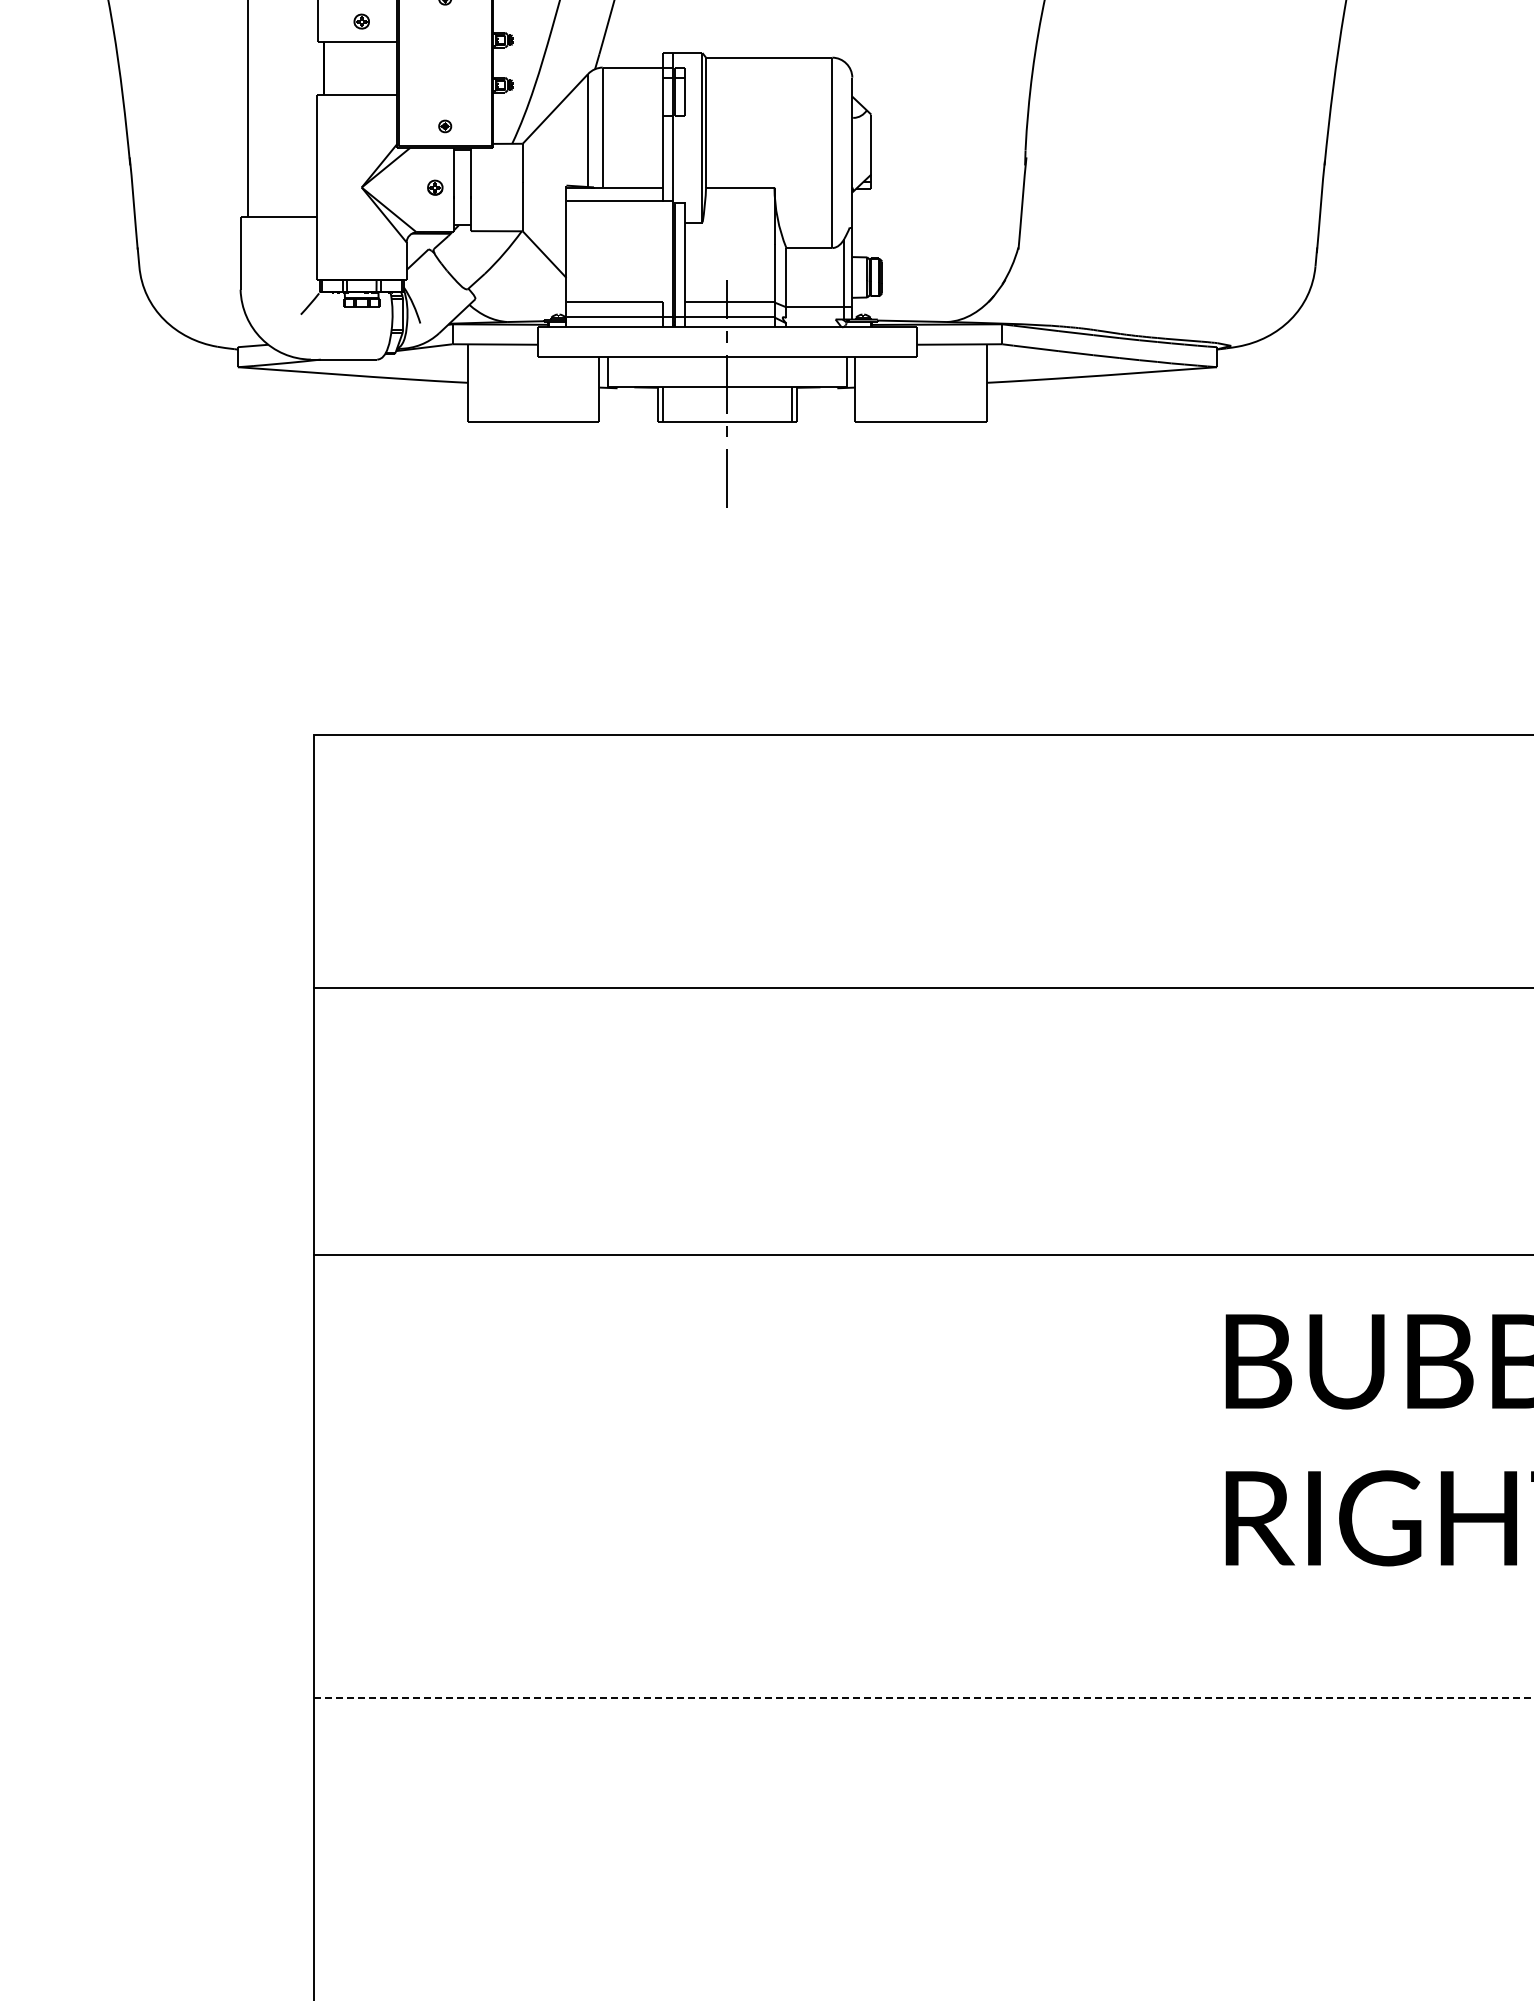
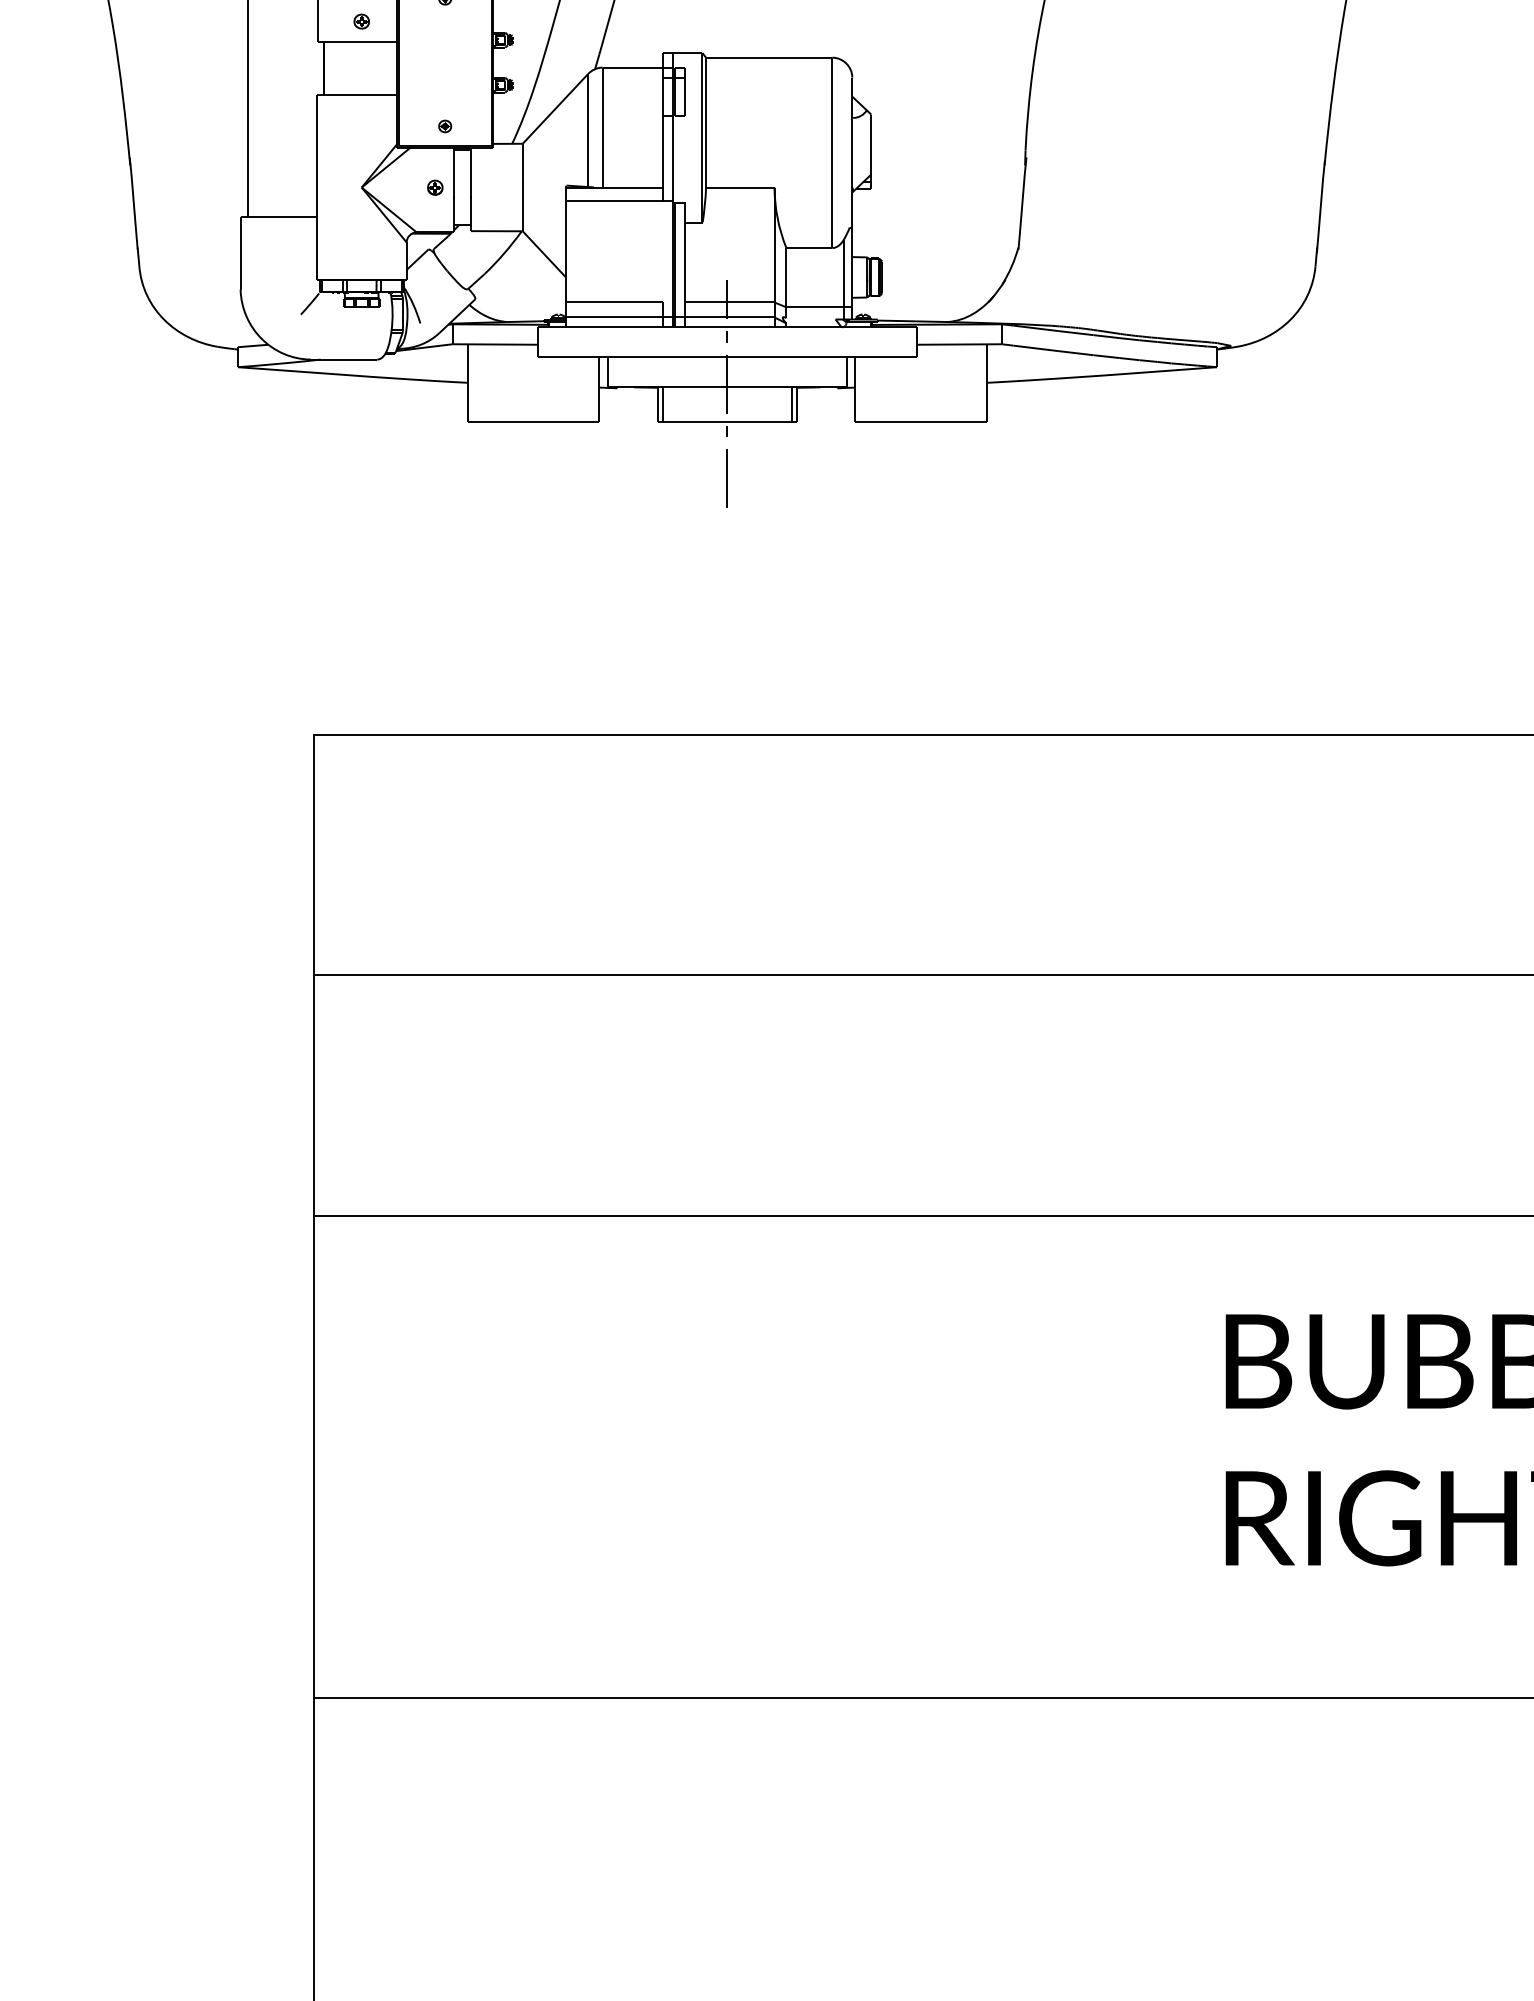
line position: (922, 988) -> (922, 975) (922, 975)
line position: (922, 1255) -> (922, 1216) (922, 1216)
line: dashed -> solid (924, 1697)
